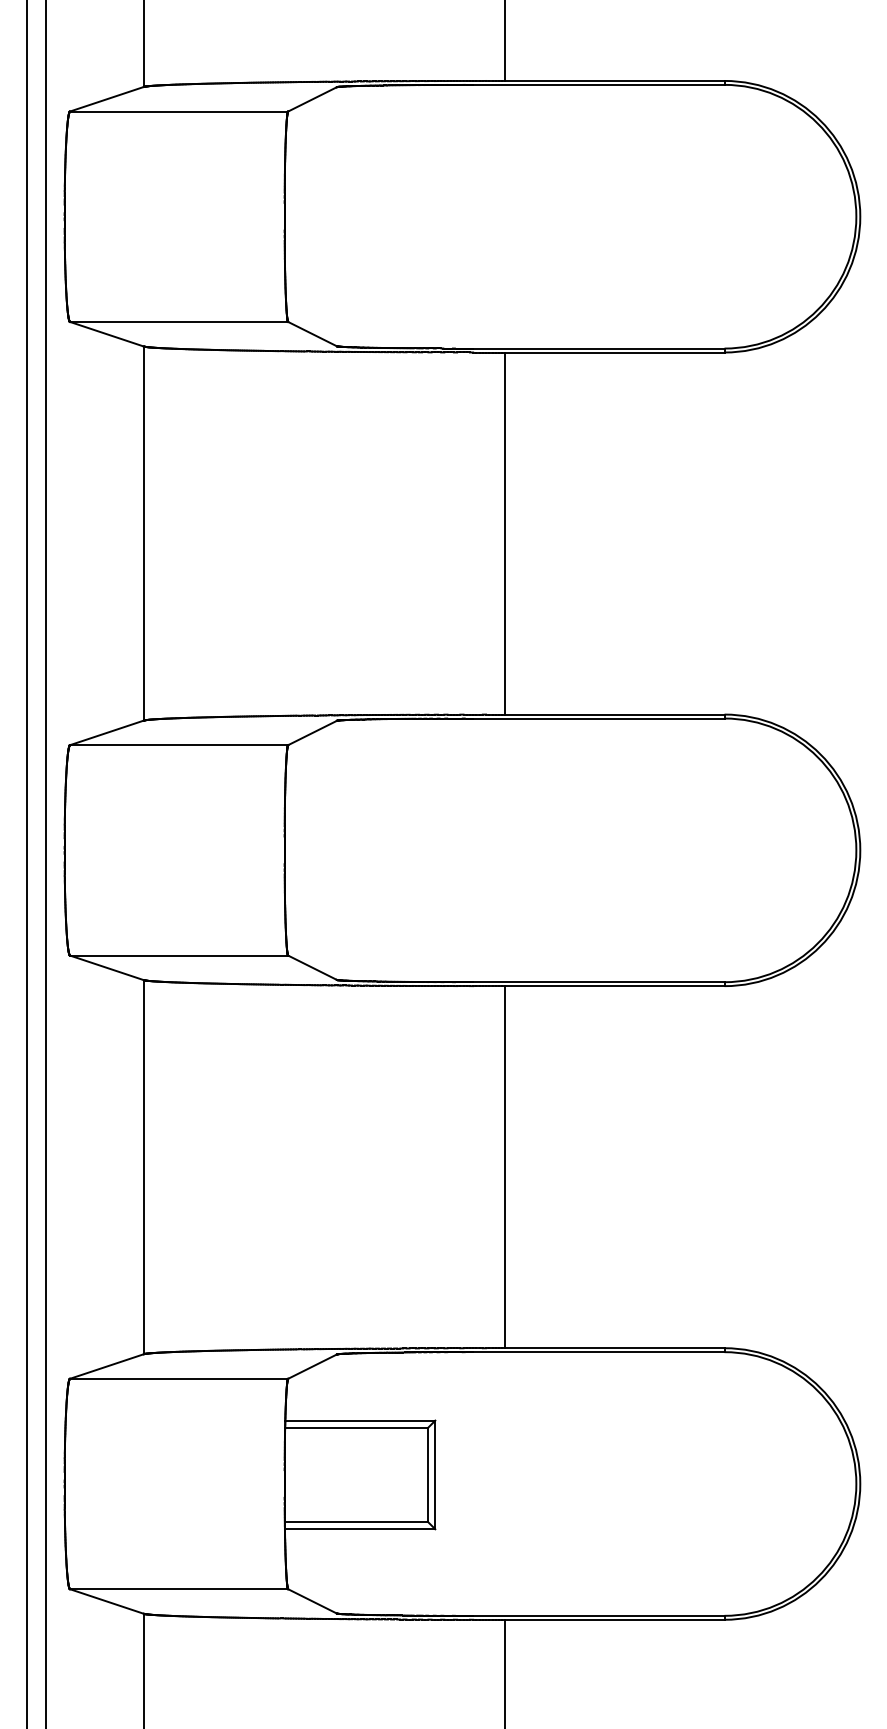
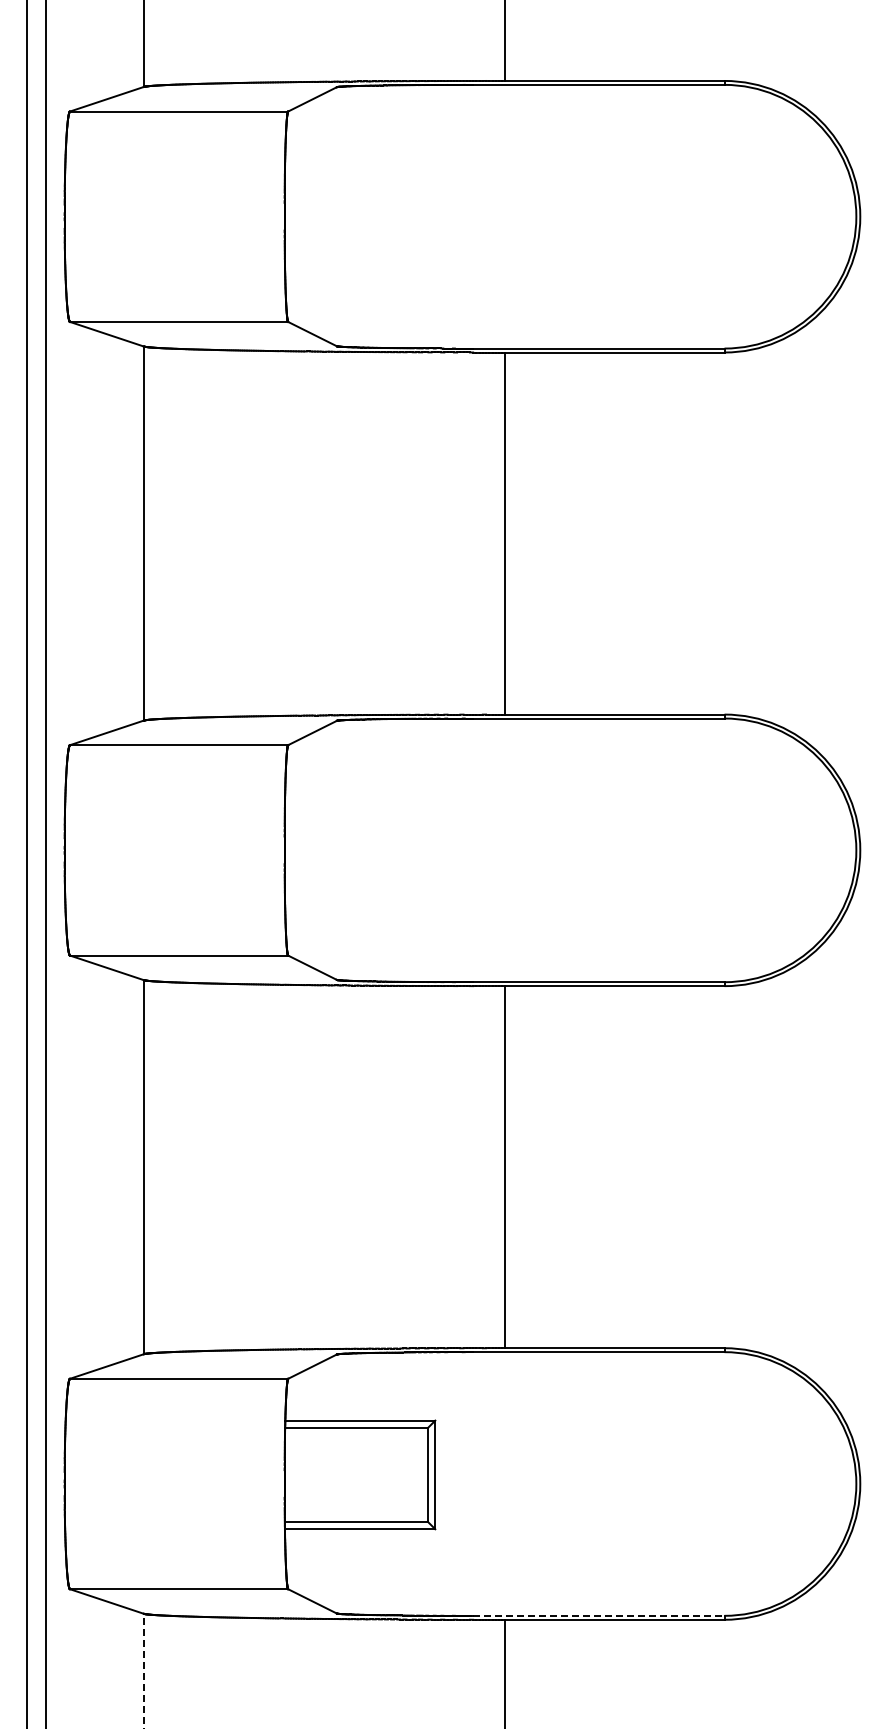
line: solid -> dashed (598, 1615)
line: solid -> dashed (143, 1670)
